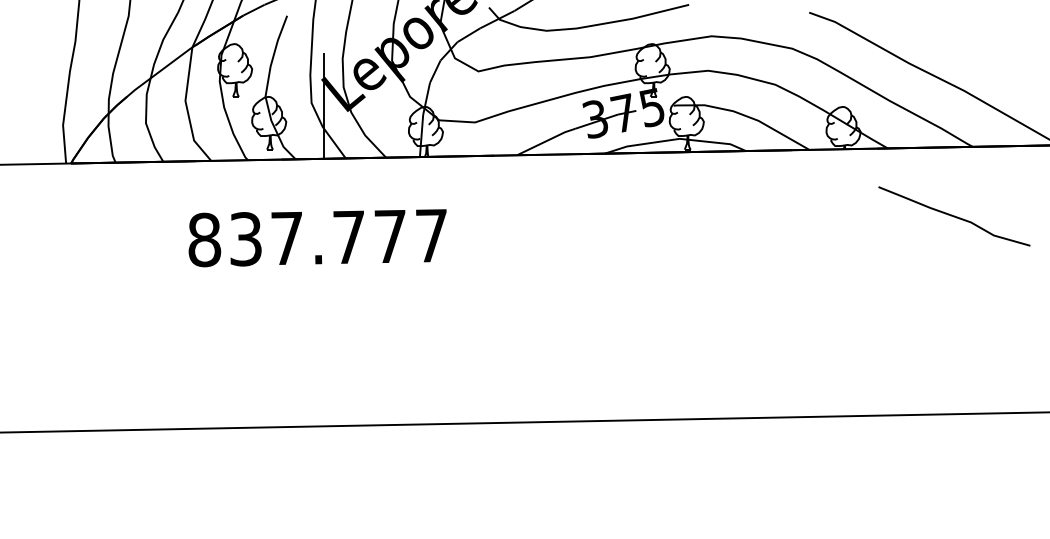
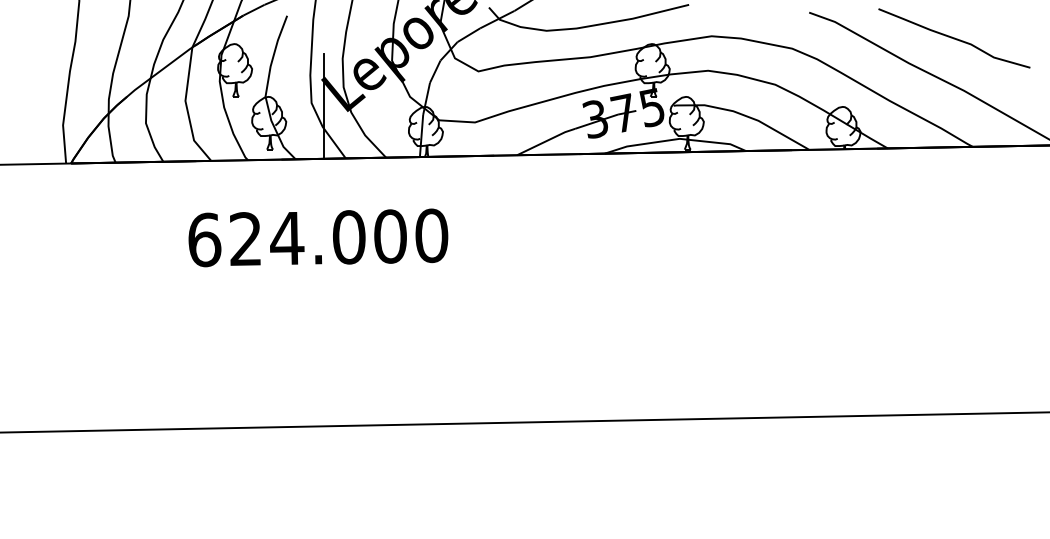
curve position: (954, 216) -> (954, 38) (954, 38)
text: 837.777 -> 624.000 (318, 237)
